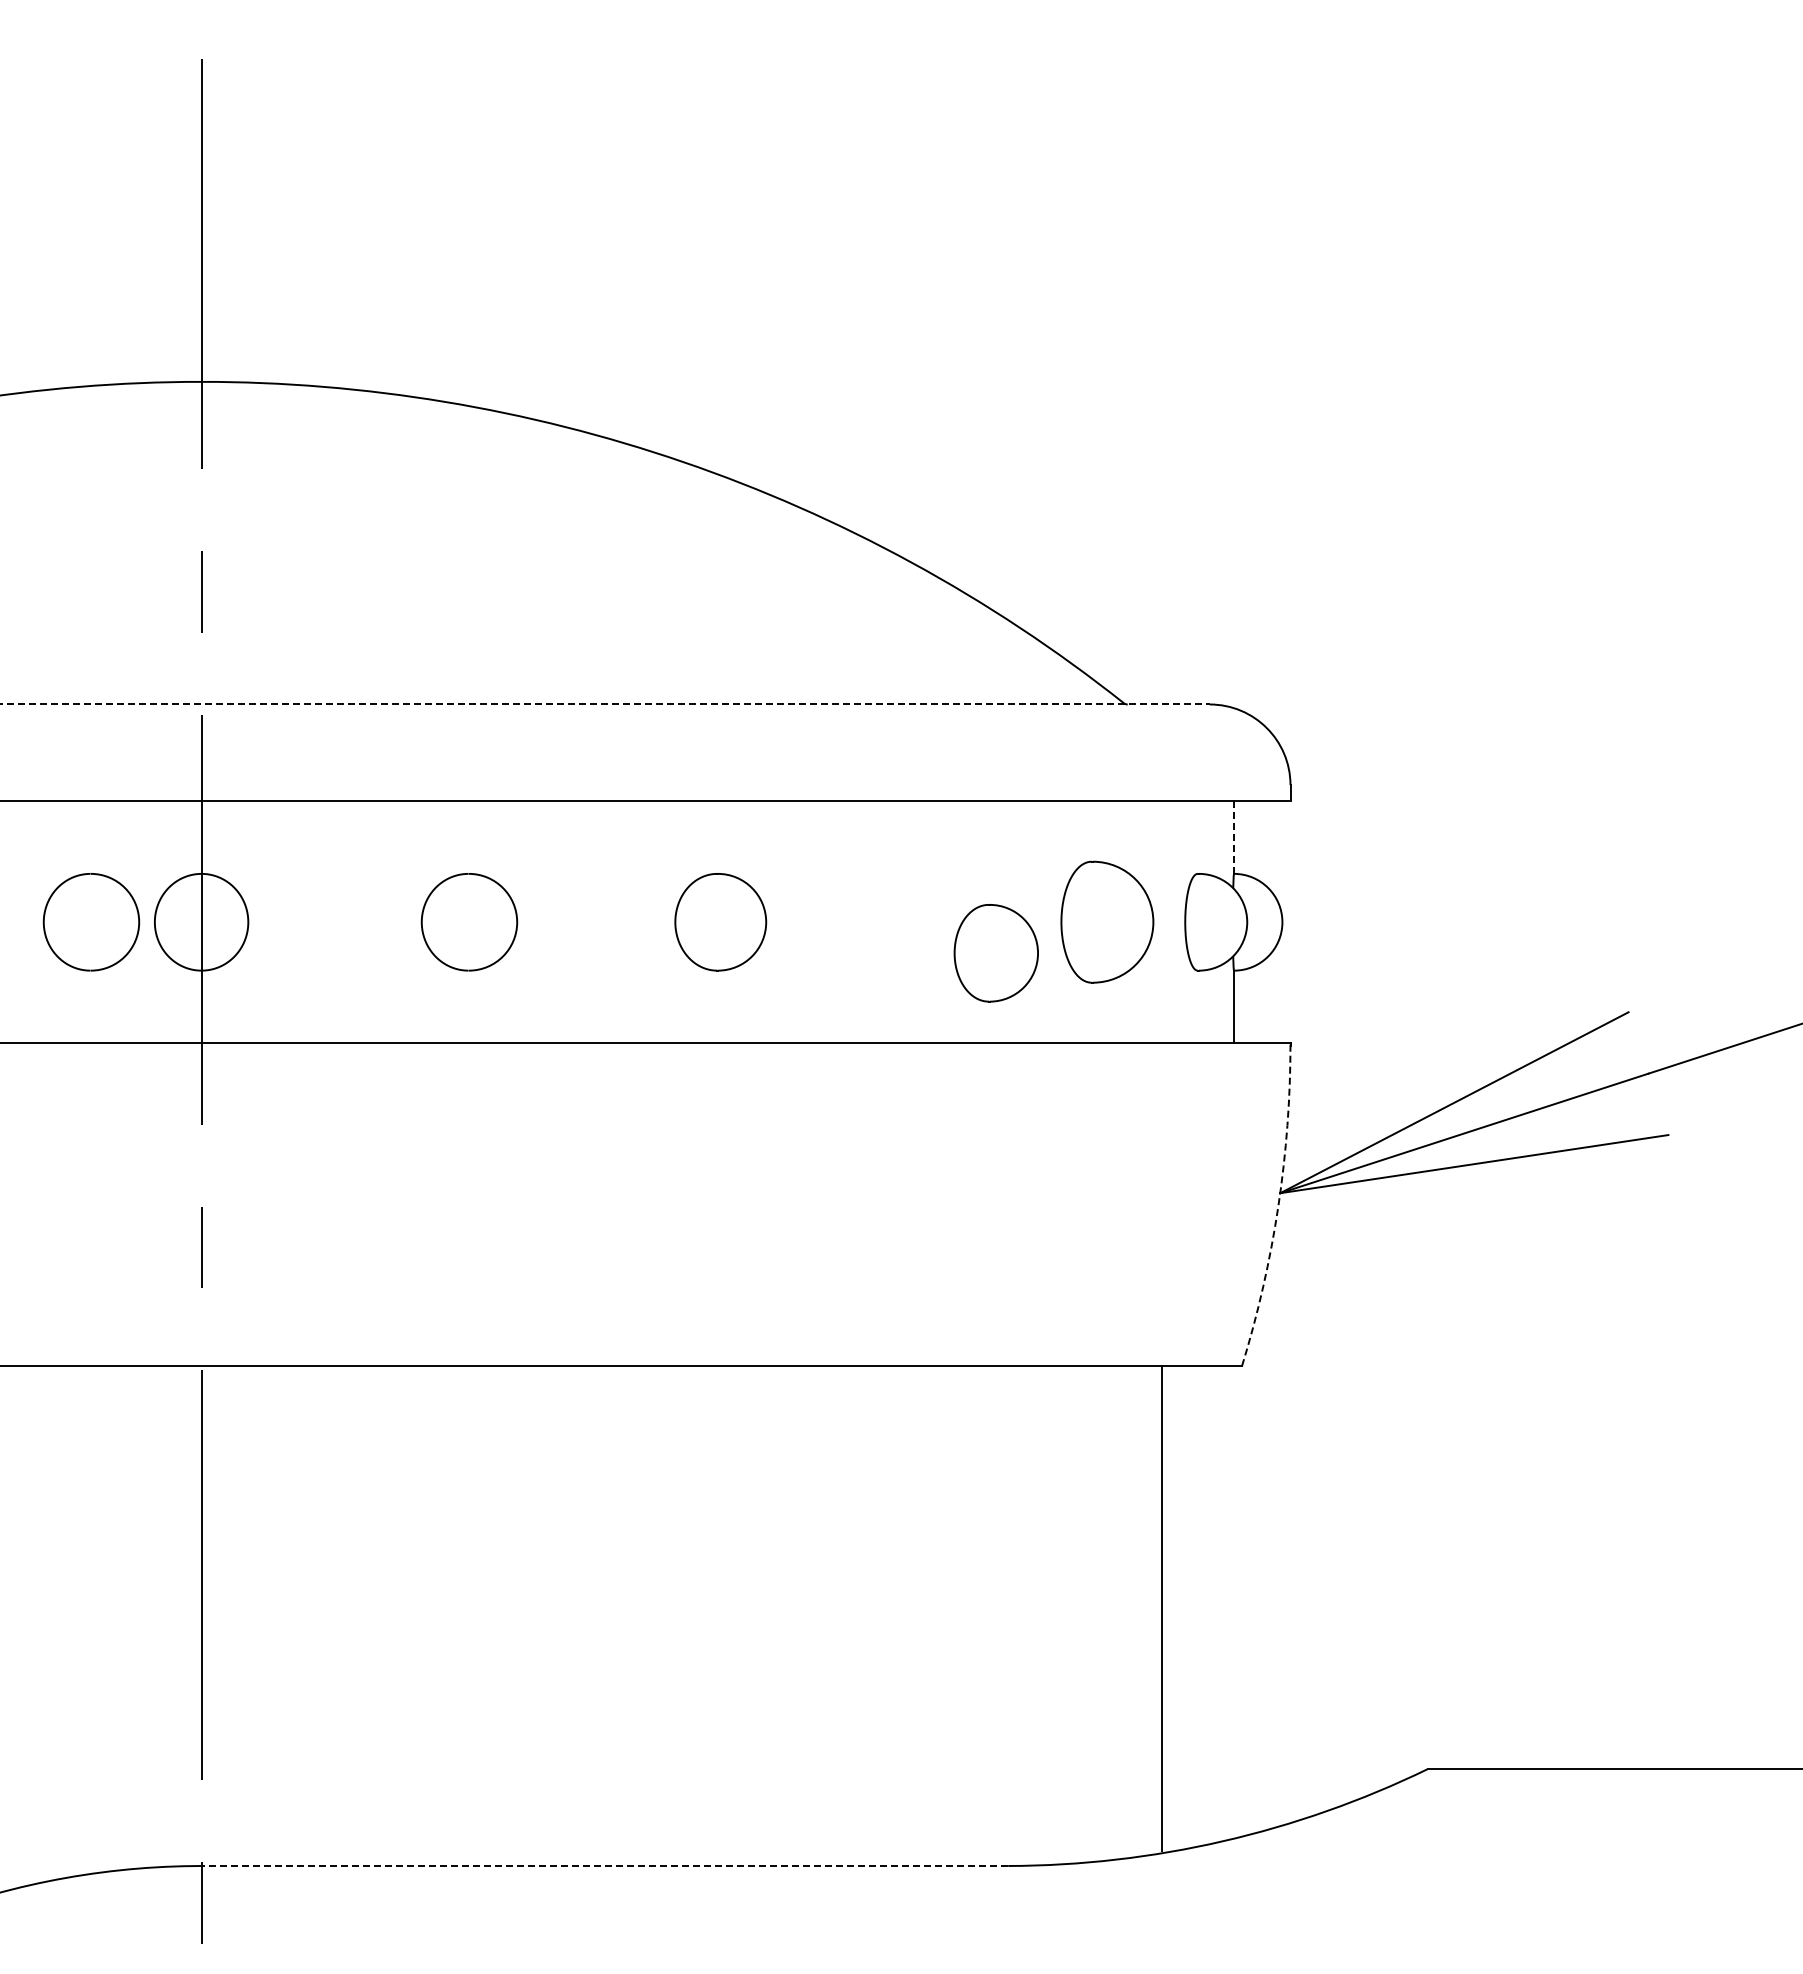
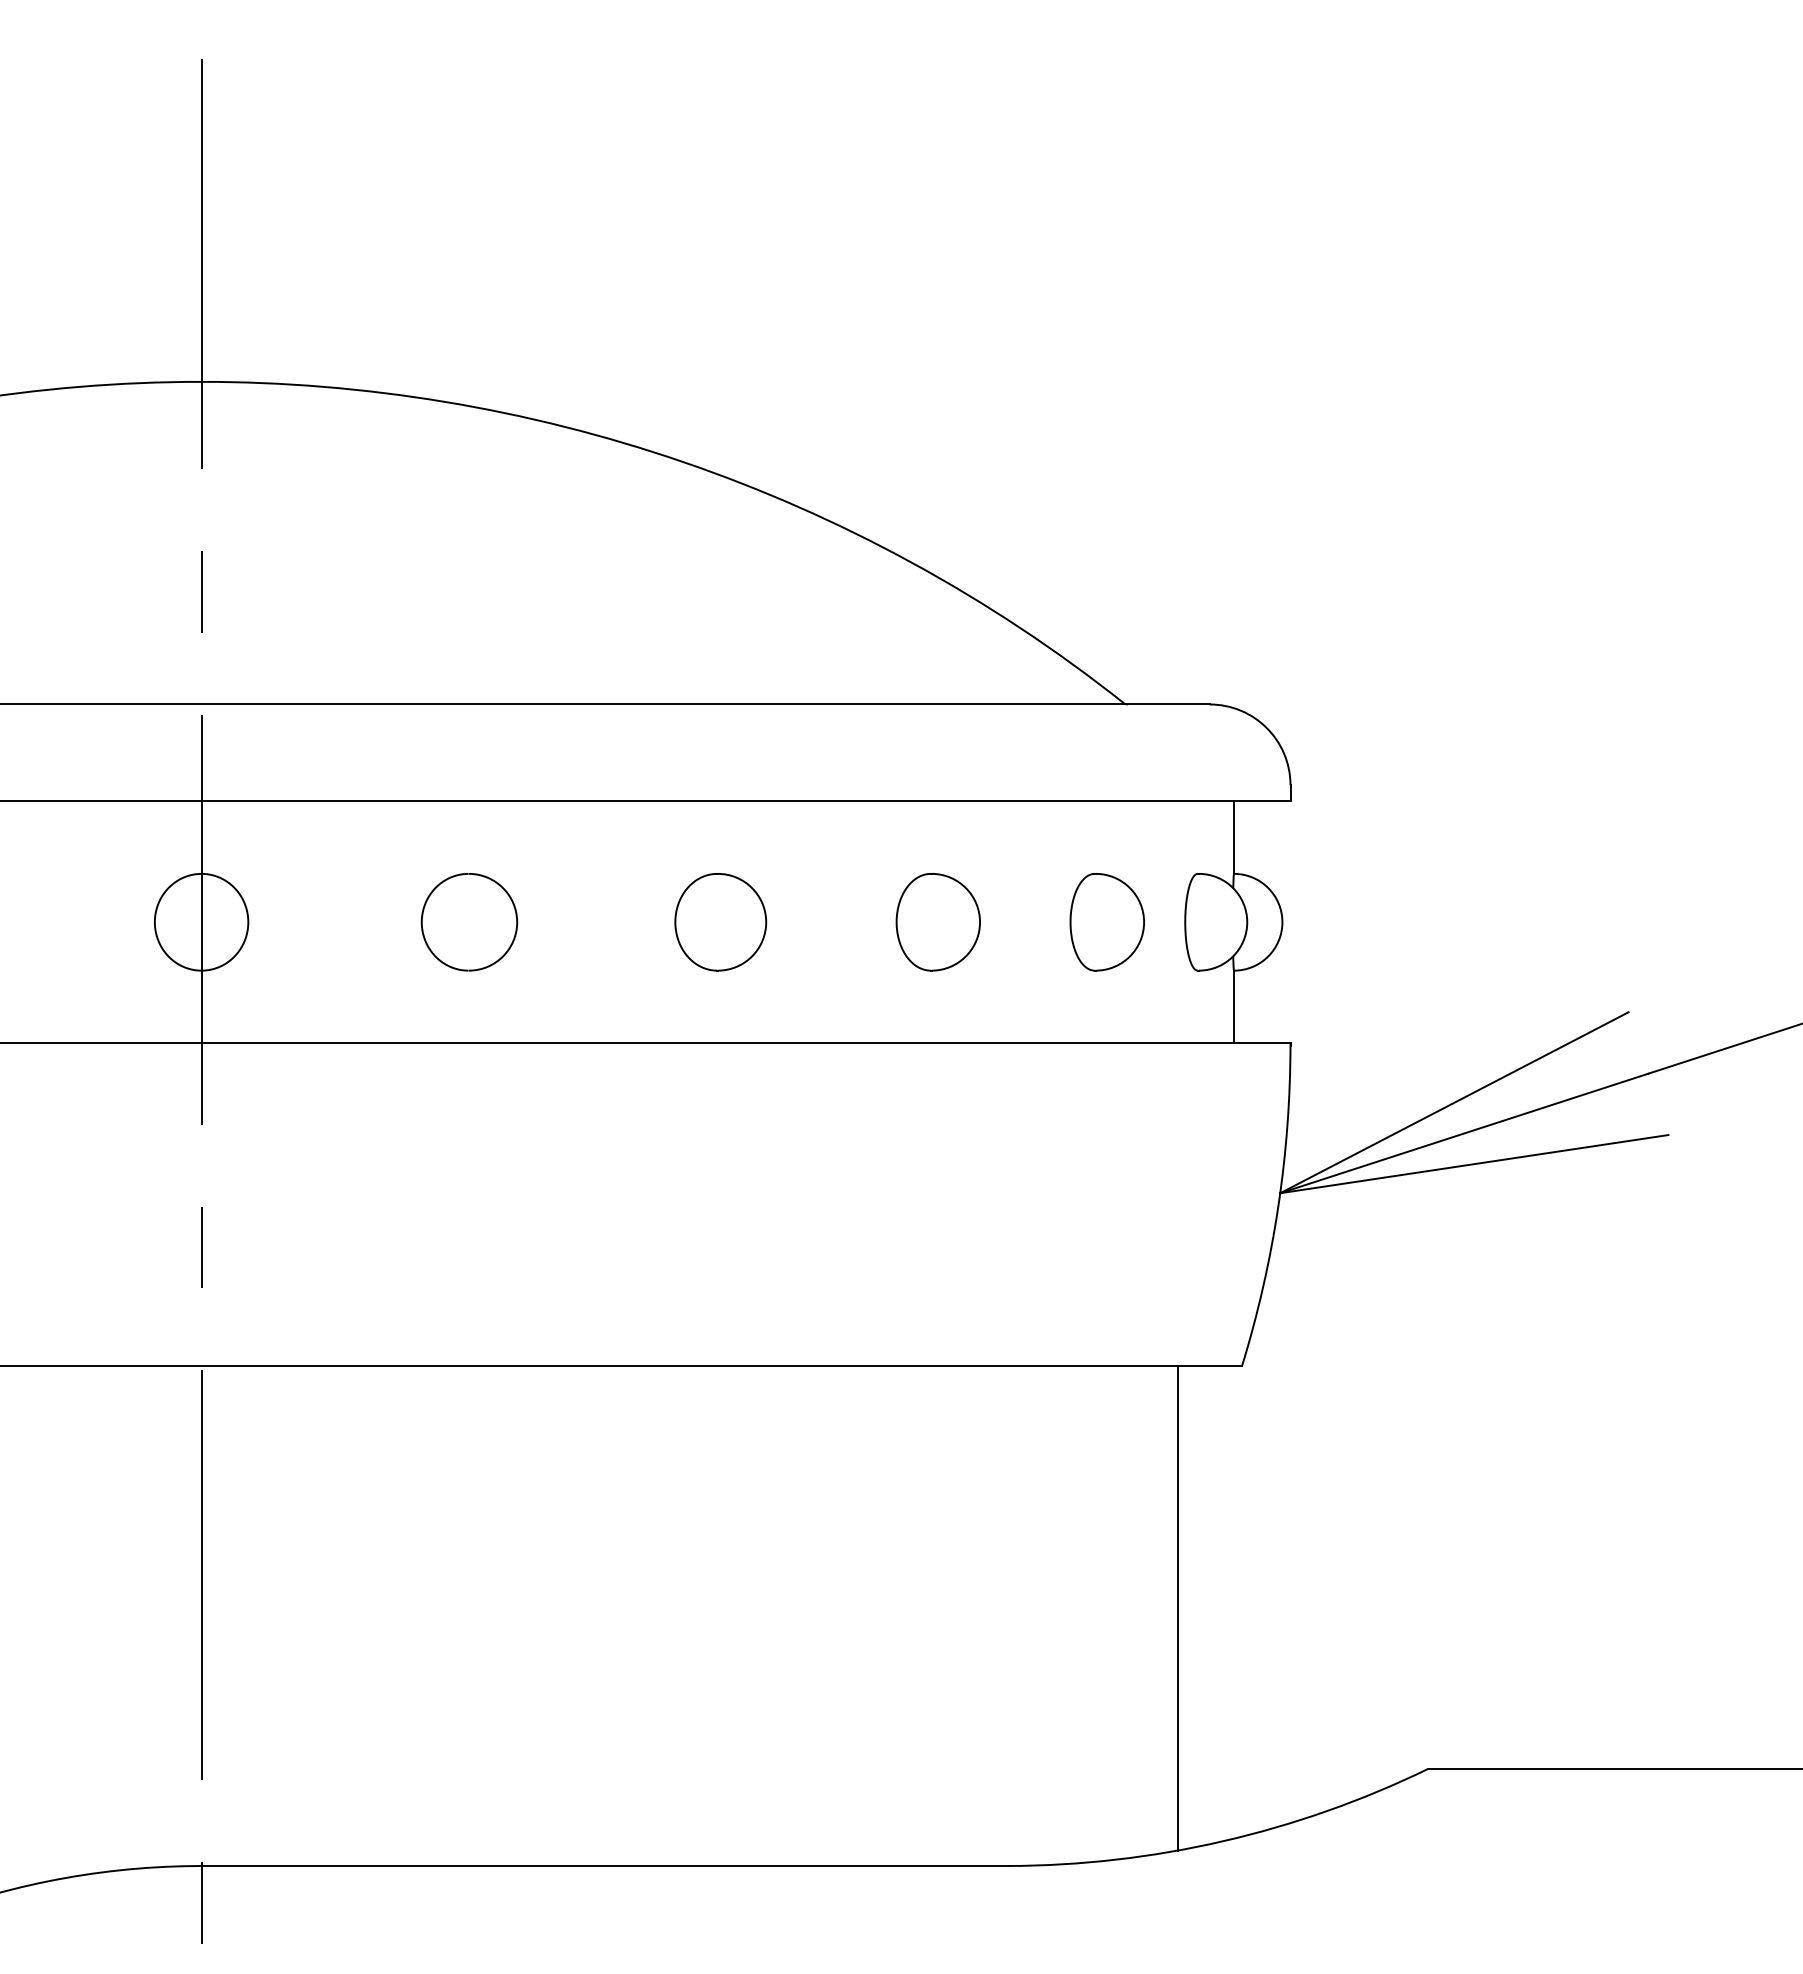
line: dashed -> solid (604, 704)
line: dashed -> solid (1234, 837)
part size: 95x124 px -> 76x99 px (1106, 922)
part: present -> none (91, 922)
part position: (995, 953) -> (937, 922) (937, 922)
arc: dashed -> solid (1278, 1206)
line position: (1161, 1607) -> (1177, 1607) (1177, 1607)
line: dashed -> solid (604, 1865)
